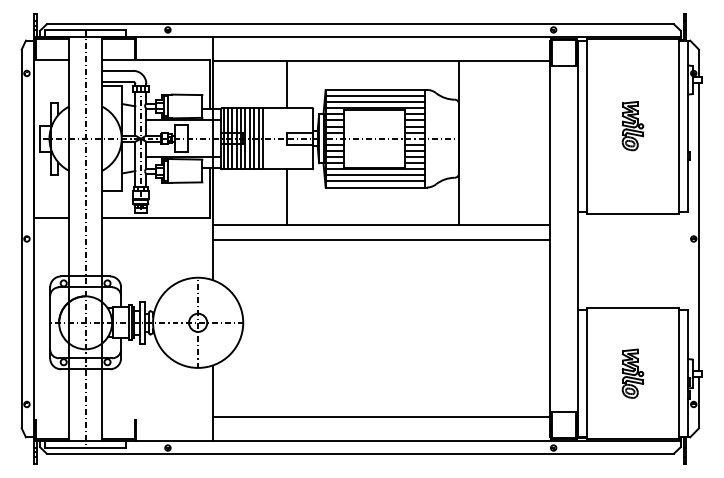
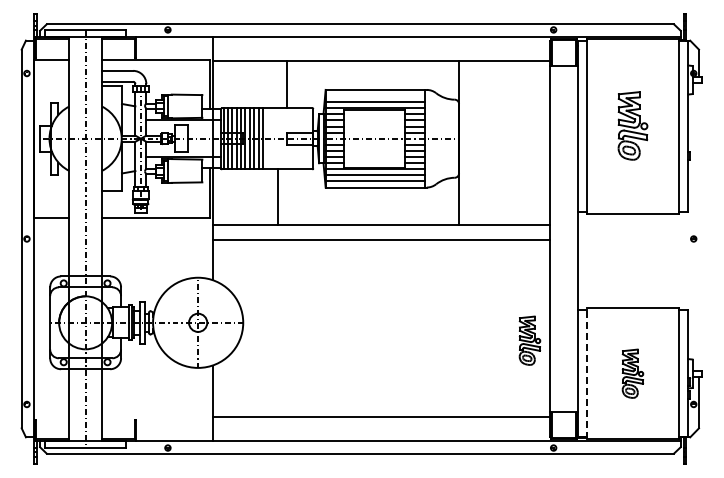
line: present -> none (374, 96)
part size: 24x51 px -> 32x70 px (632, 125)
line position: (287, 196) -> (278, 196) (278, 196)
line: present -> none (698, 226)
part: none -> present (529, 340)
line: solid -> dashed (586, 373)
